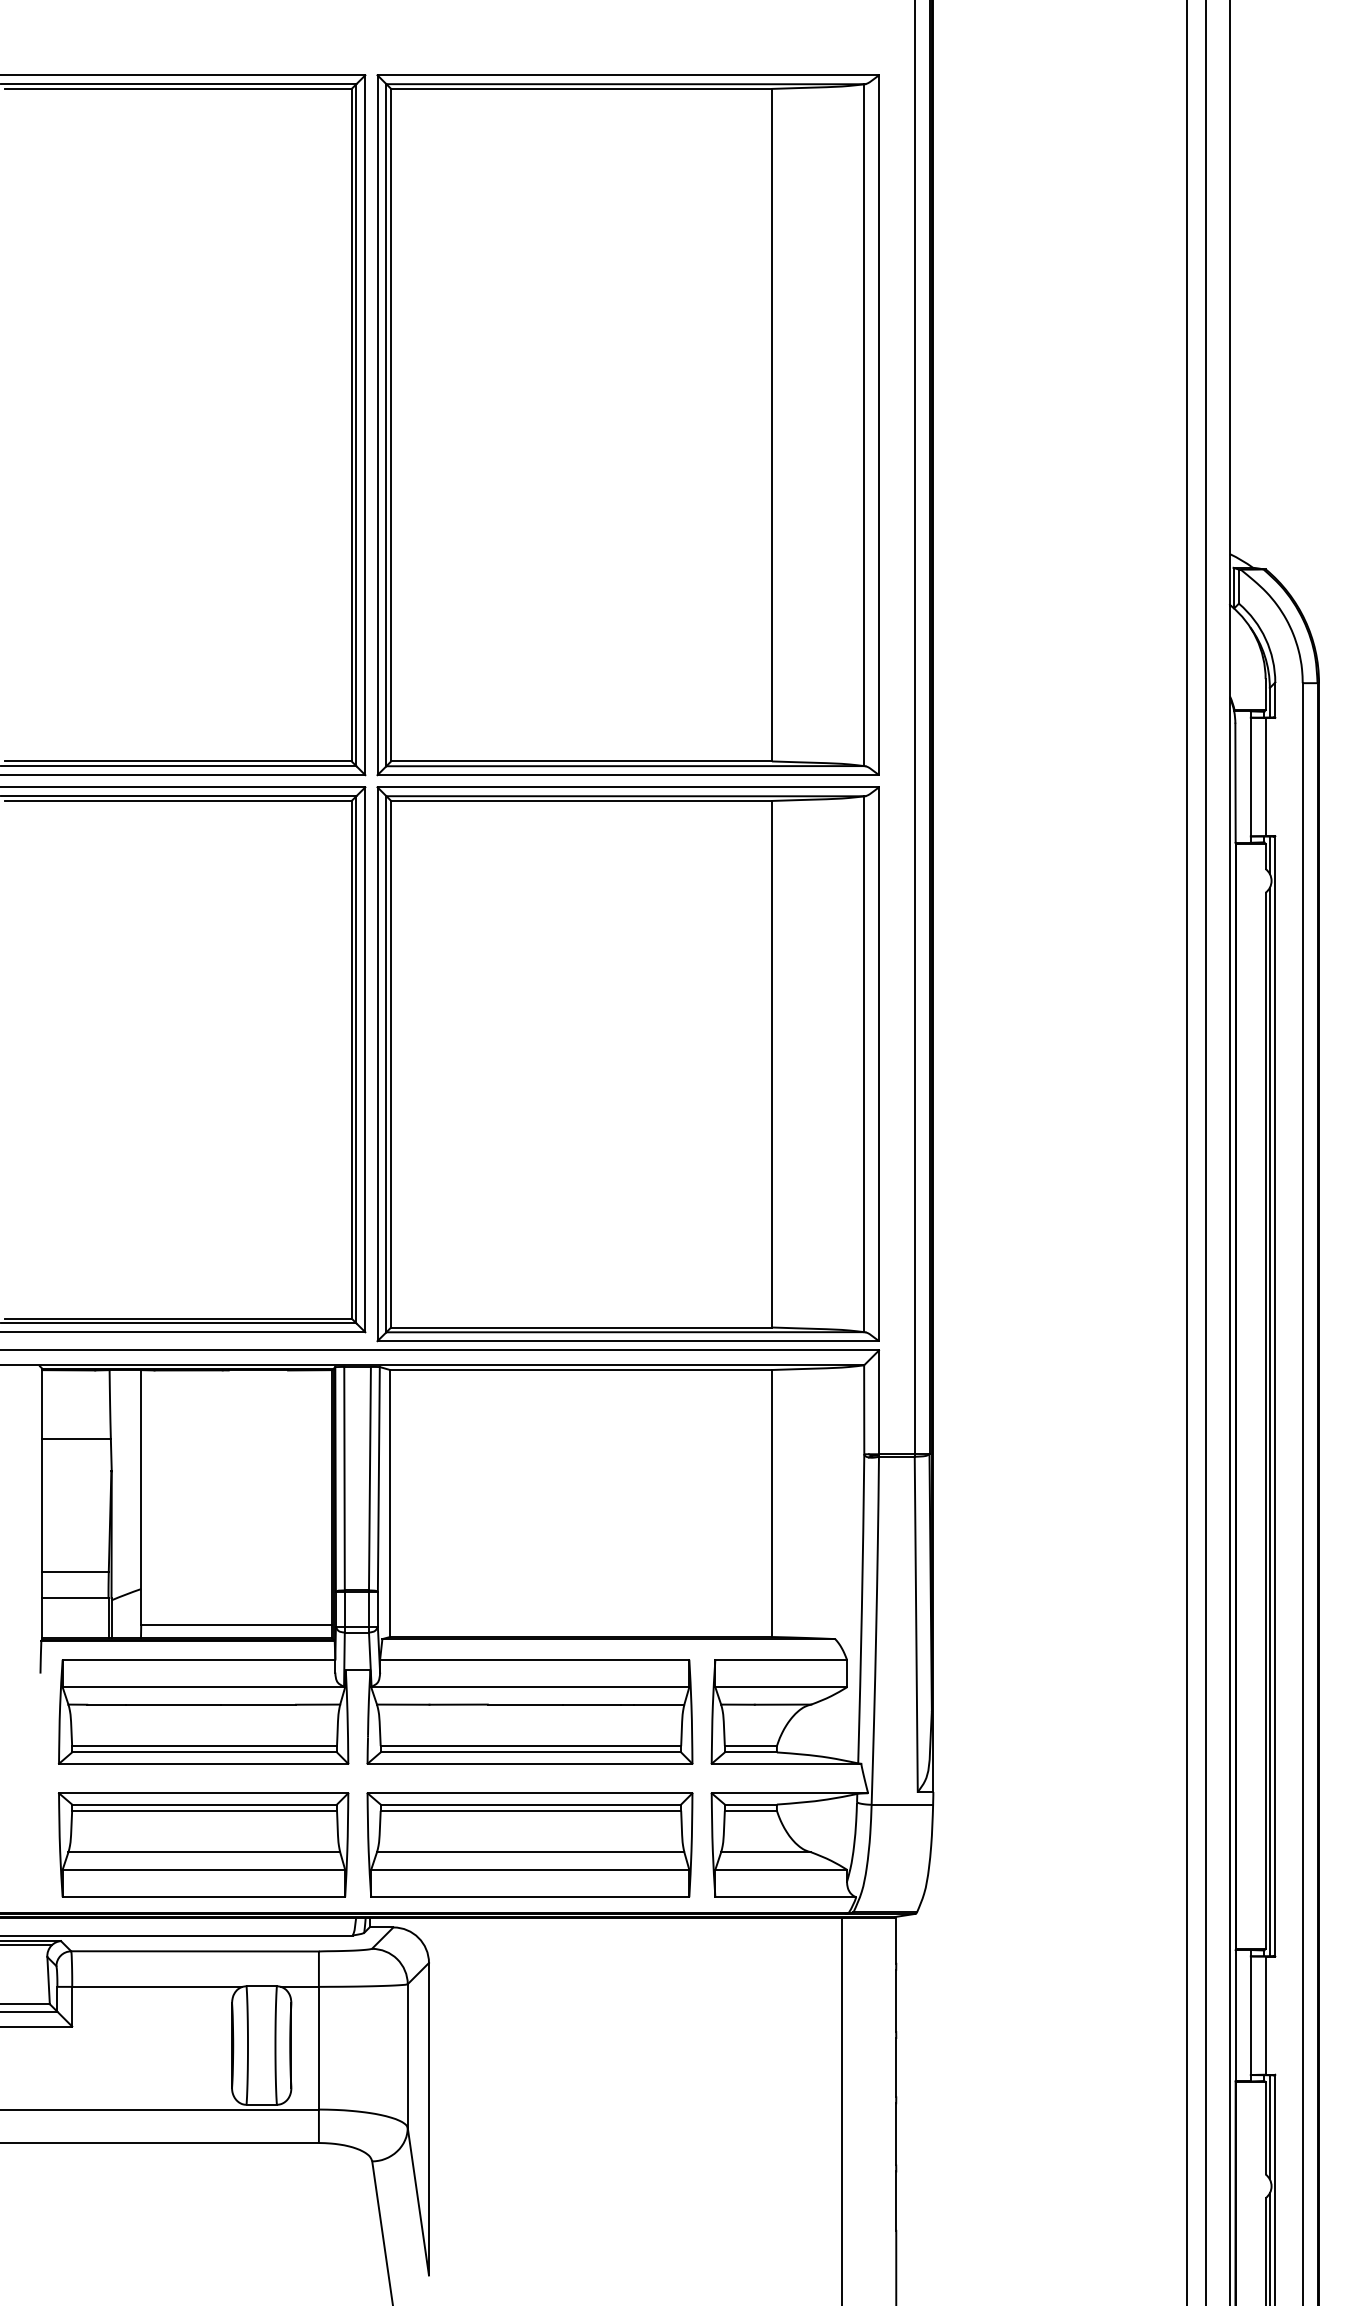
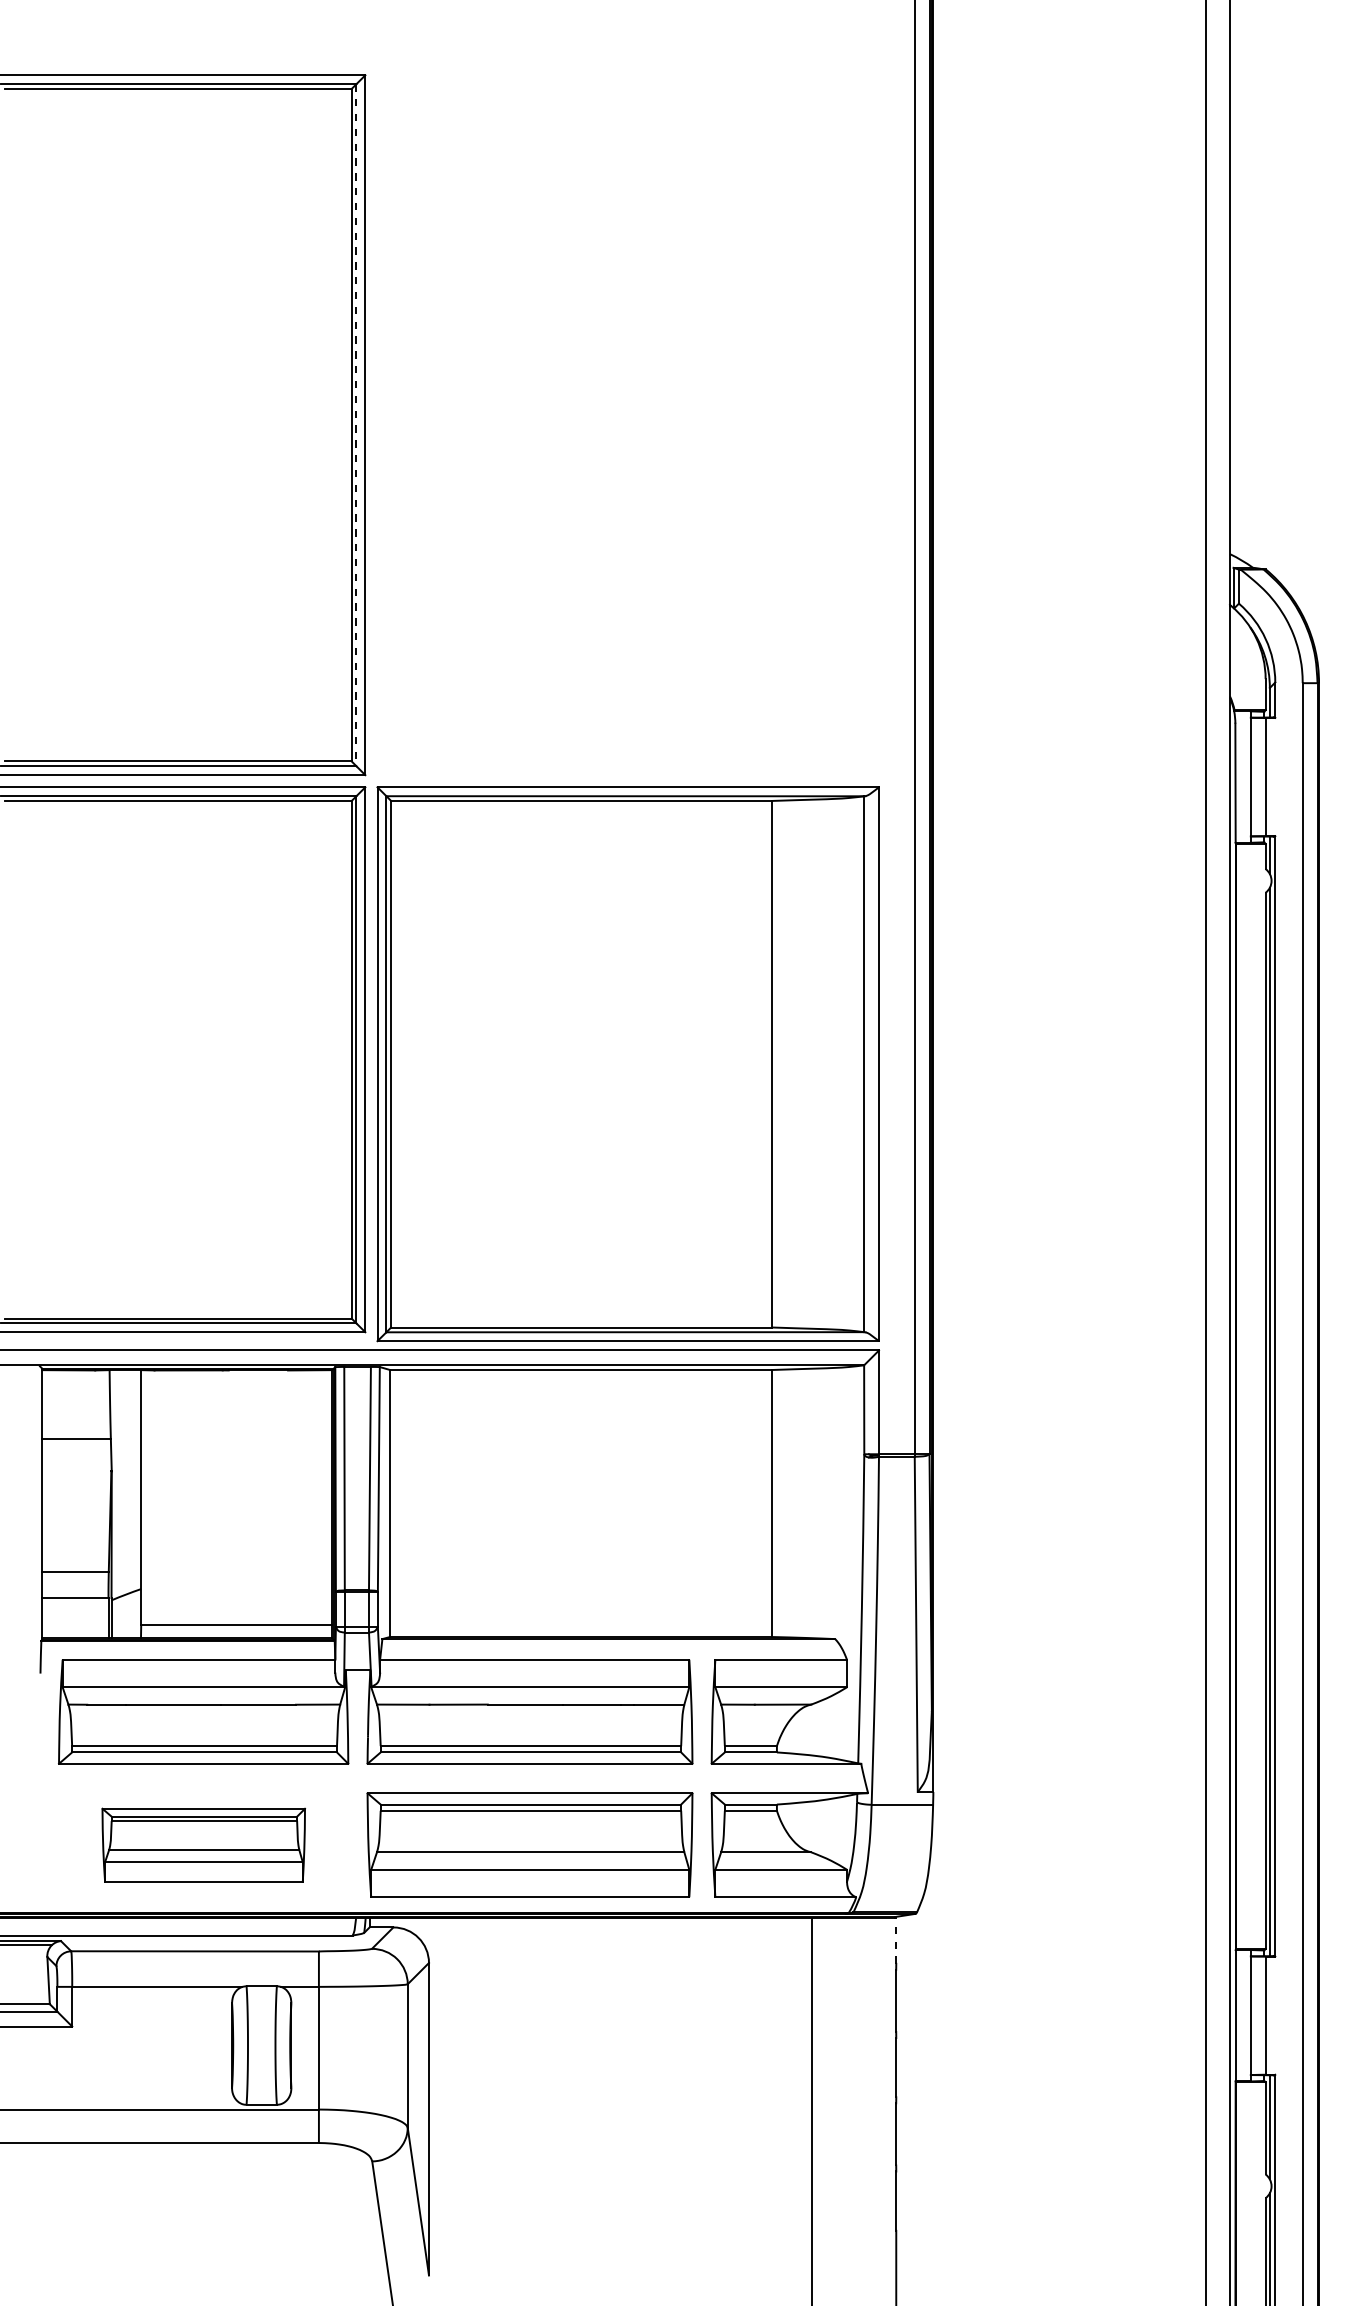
line: solid -> dashed (356, 425)
part: present -> none (627, 425)
line: present -> none (1186, 1152)
part size: 292x106 px -> 206x76 px (203, 1844)
line: solid -> dashed (896, 1939)
line position: (841, 2110) -> (811, 2110) (811, 2110)
